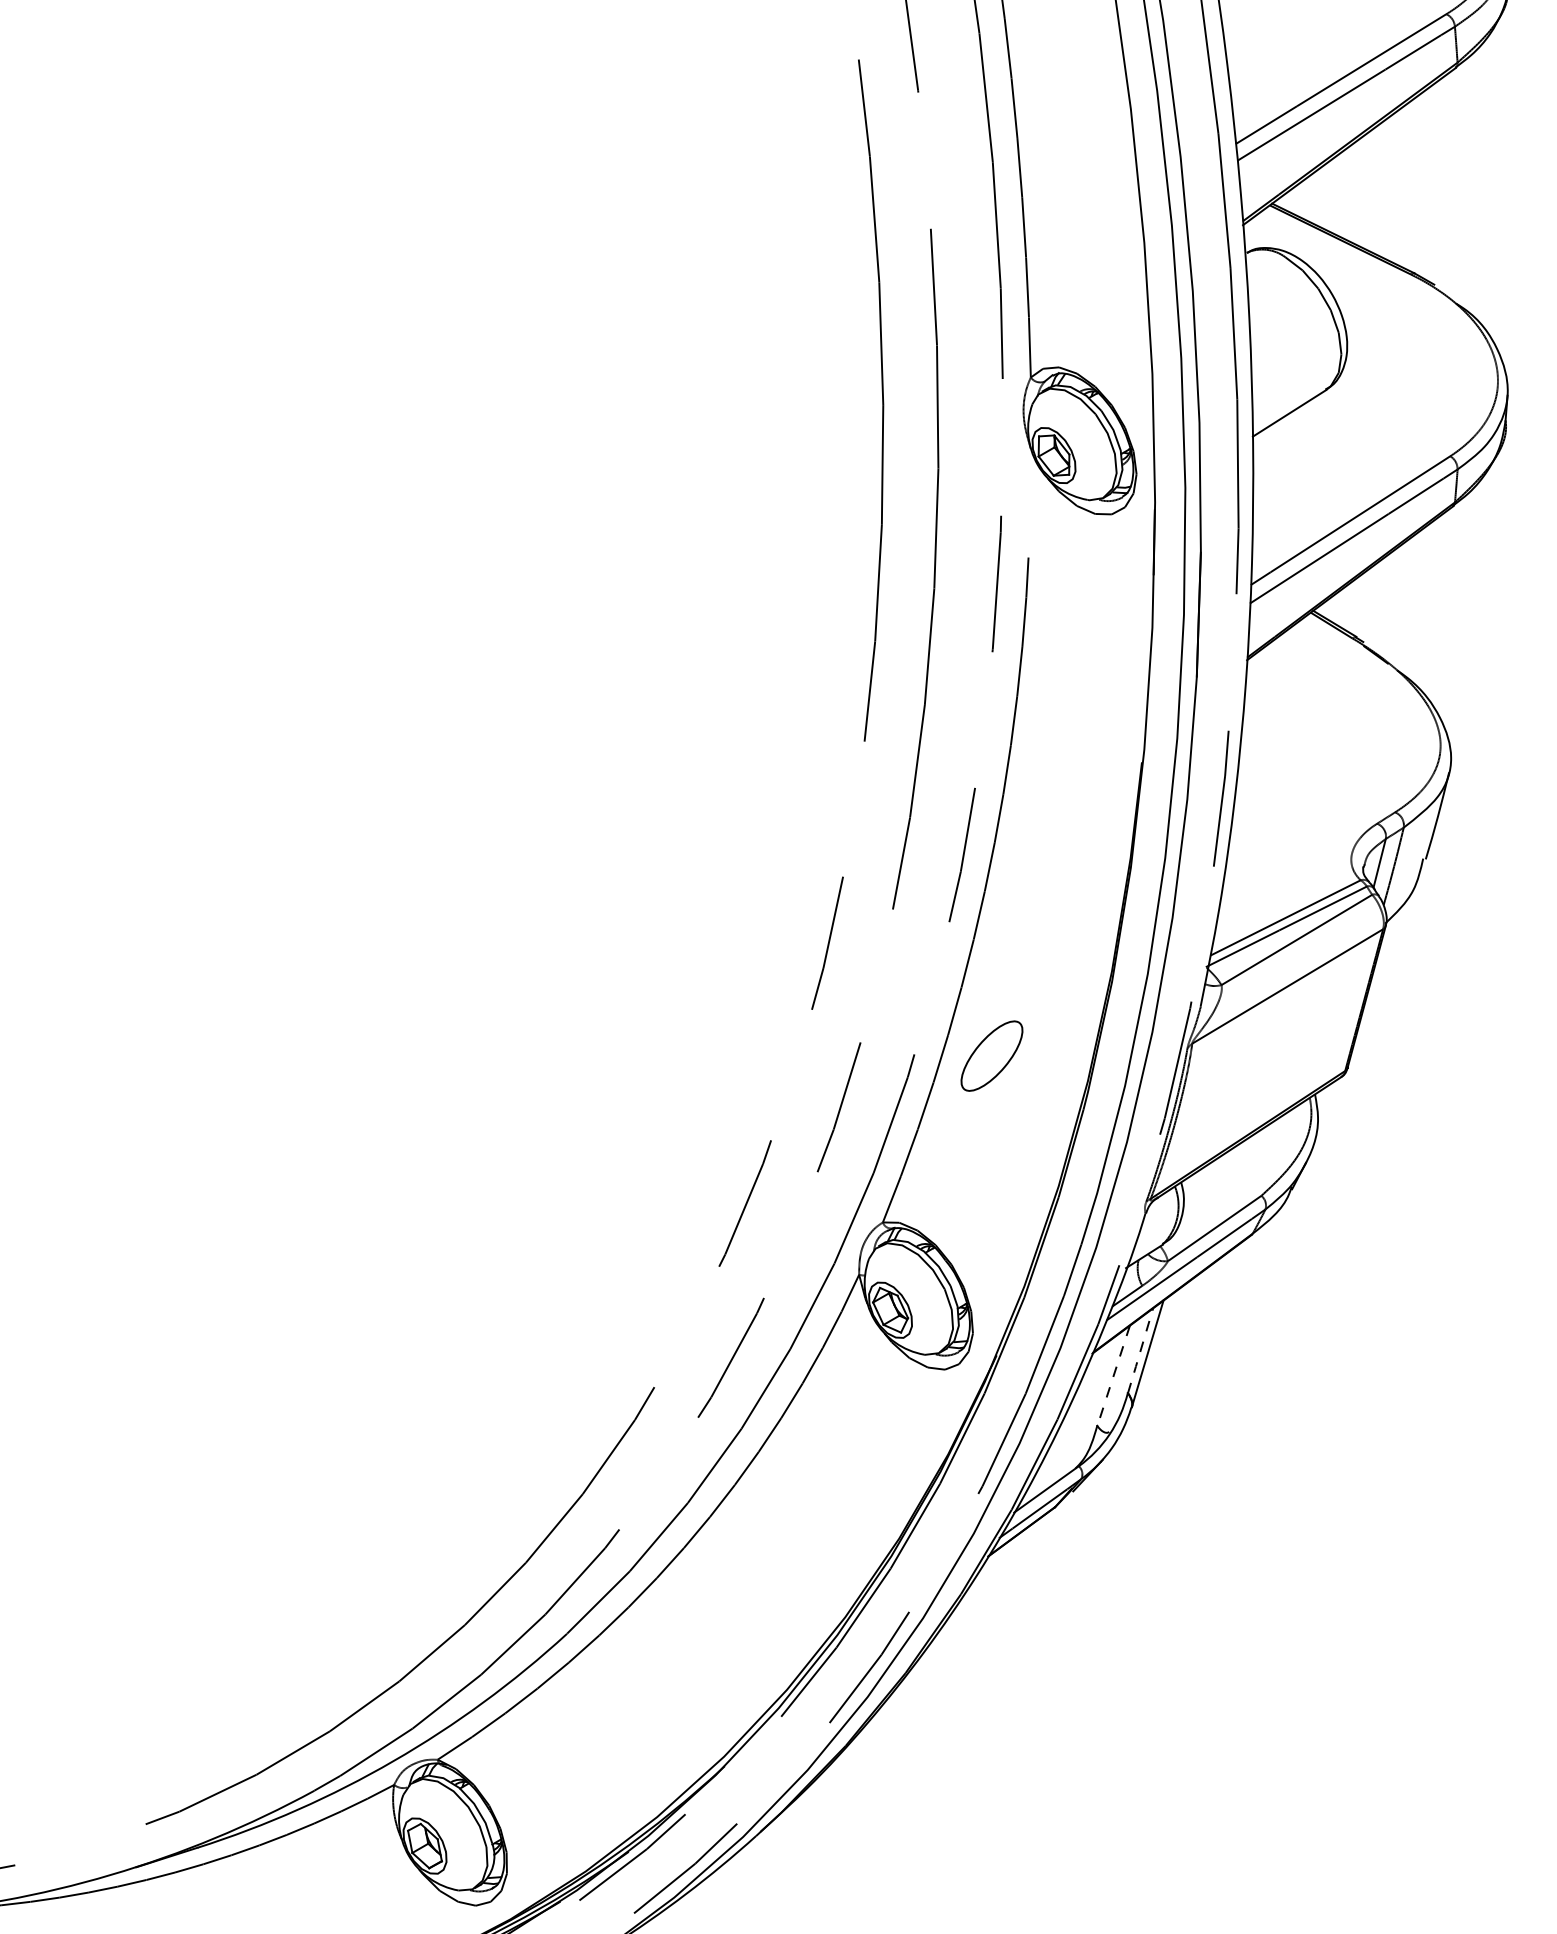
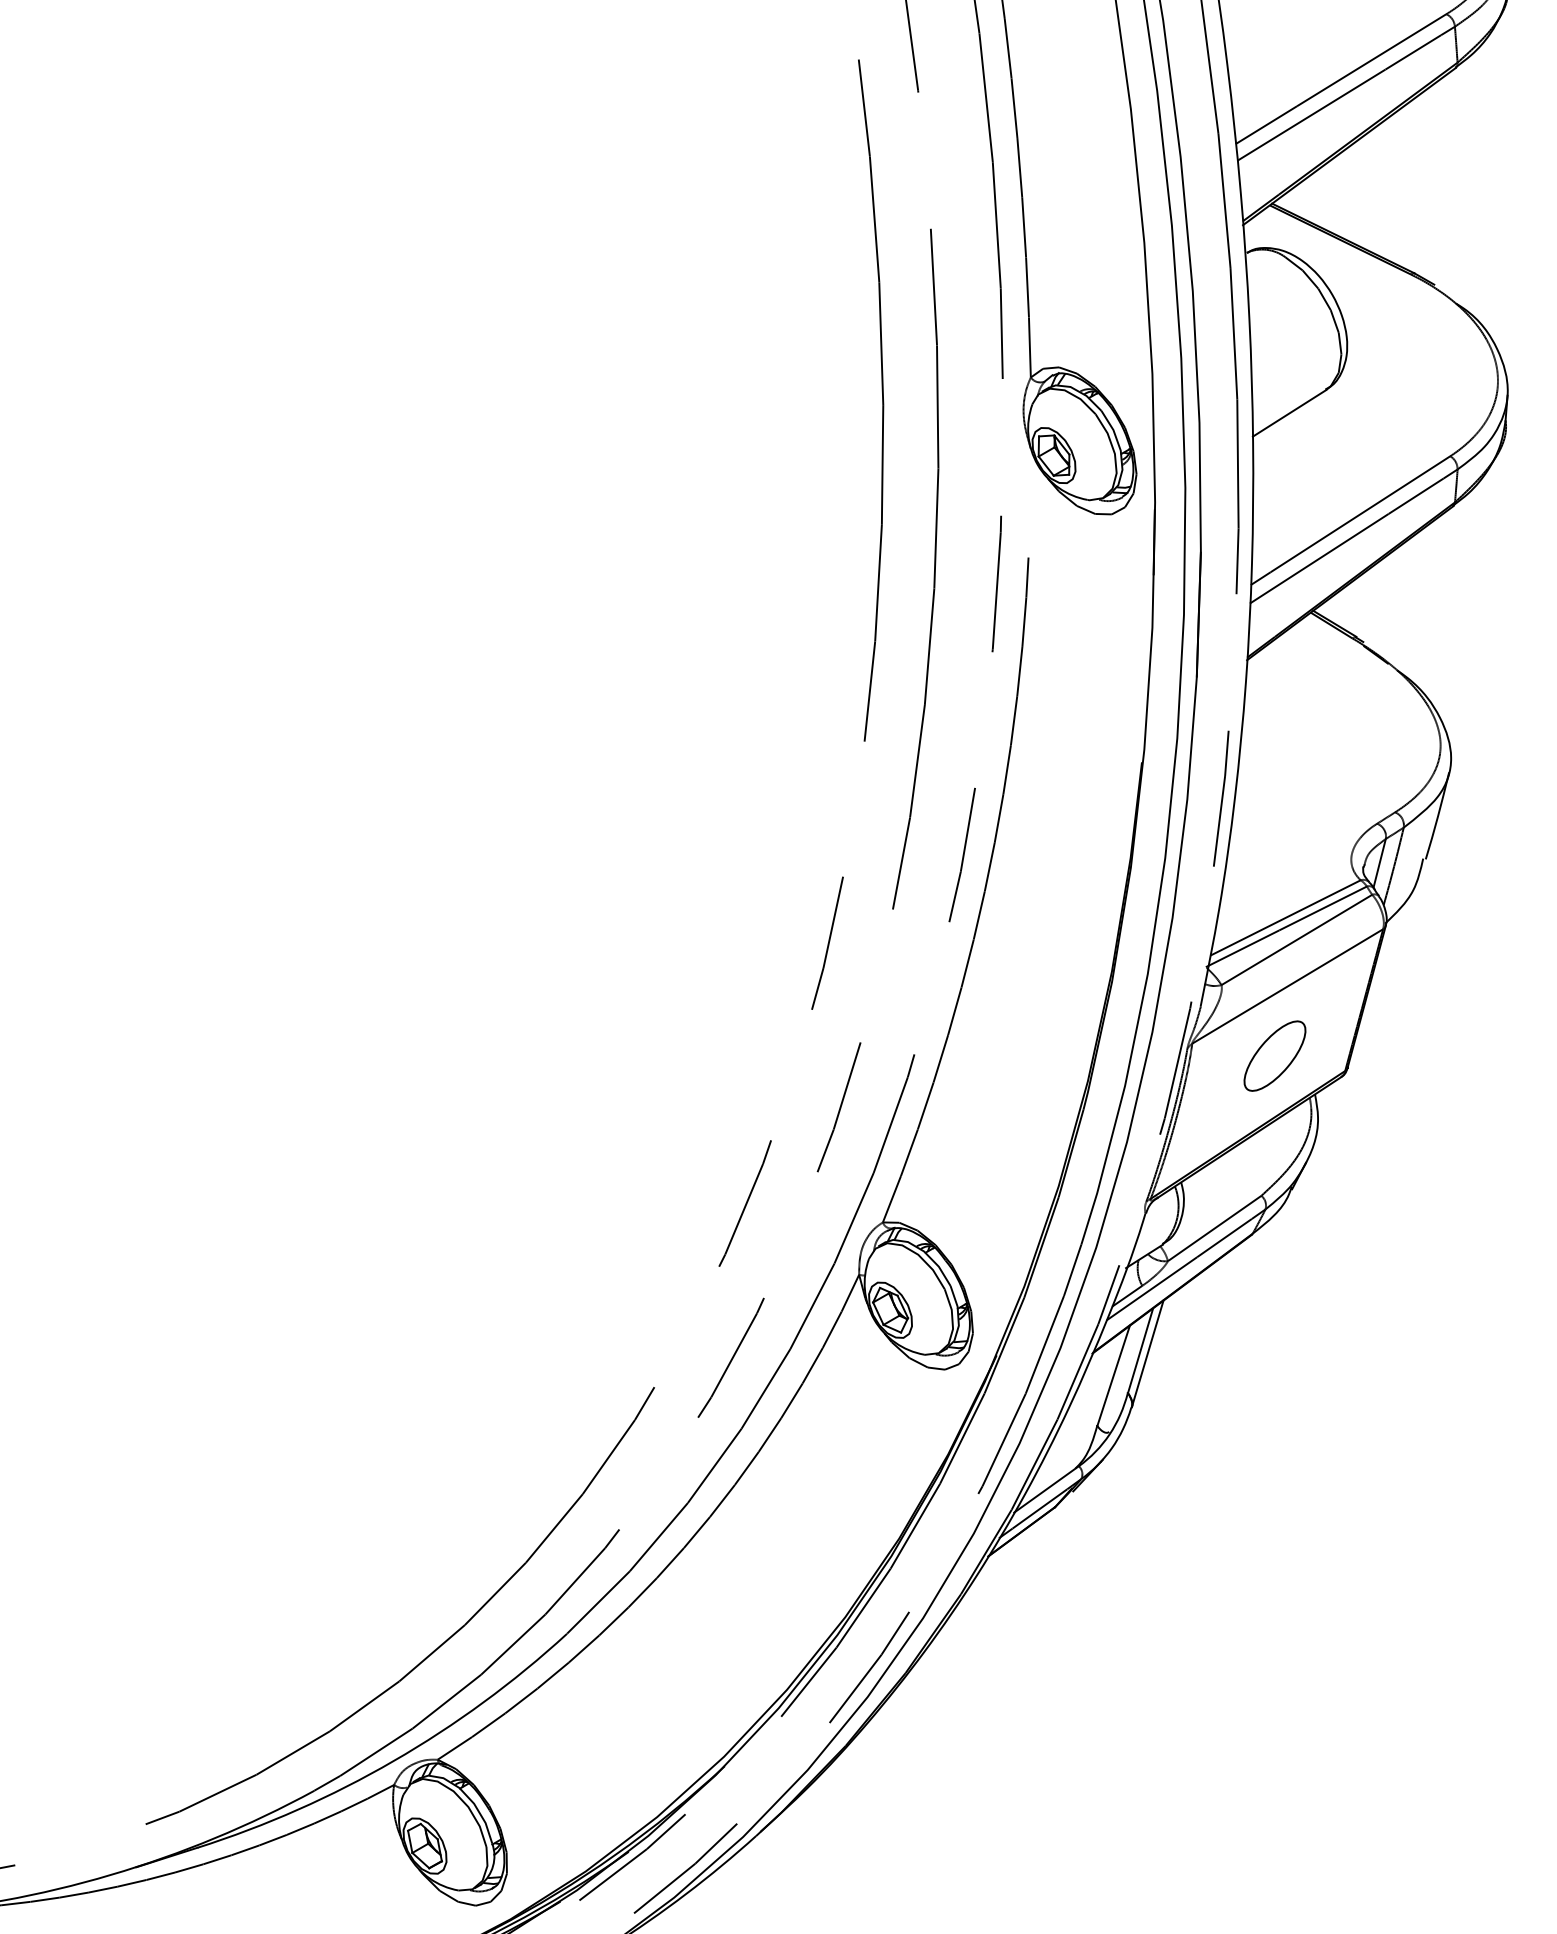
part position: (991, 1055) -> (1274, 1055) (1274, 1055)
line: dashed -> solid (1140, 1351)
line: dashed -> solid (1113, 1375)
